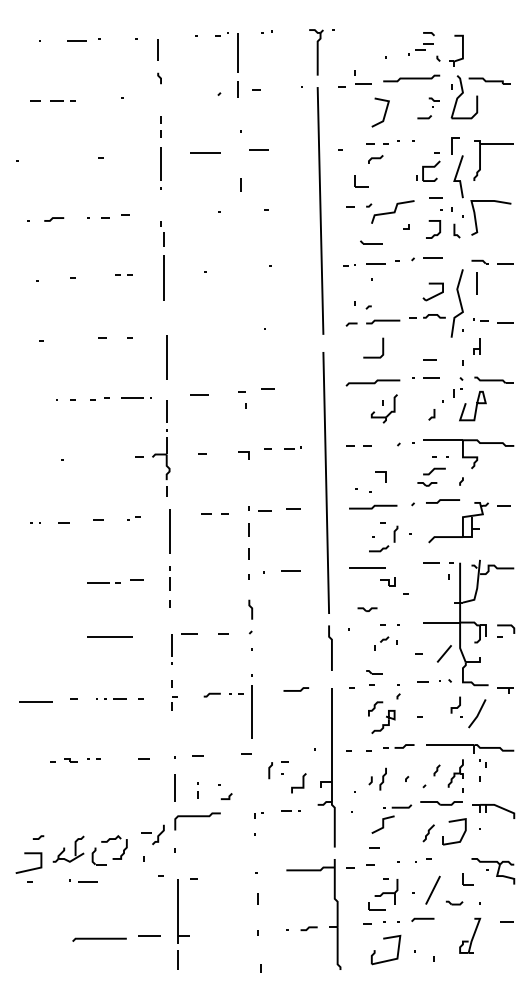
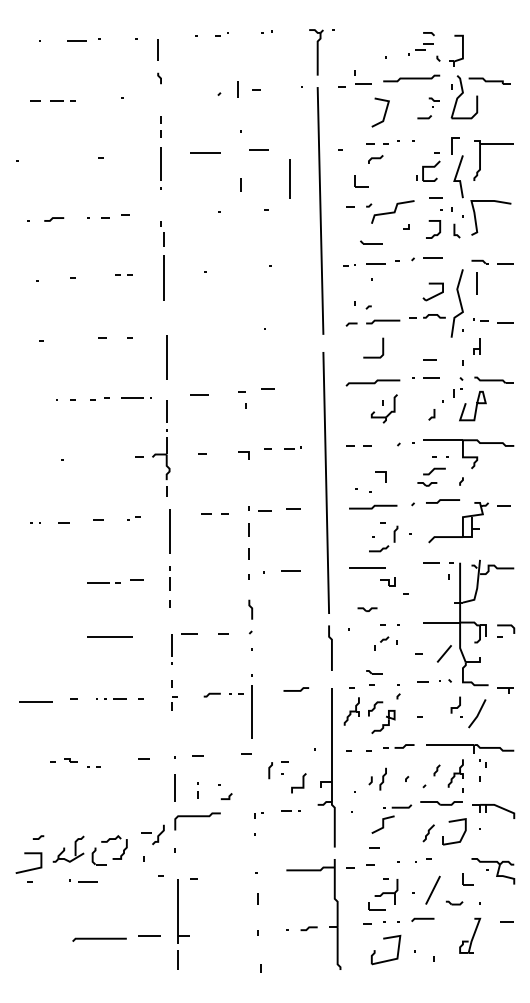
line position: (237, 52) -> (289, 178) (289, 178)
part: none -> present (351, 711)
part position: (93, 758) -> (93, 766) (93, 766)
